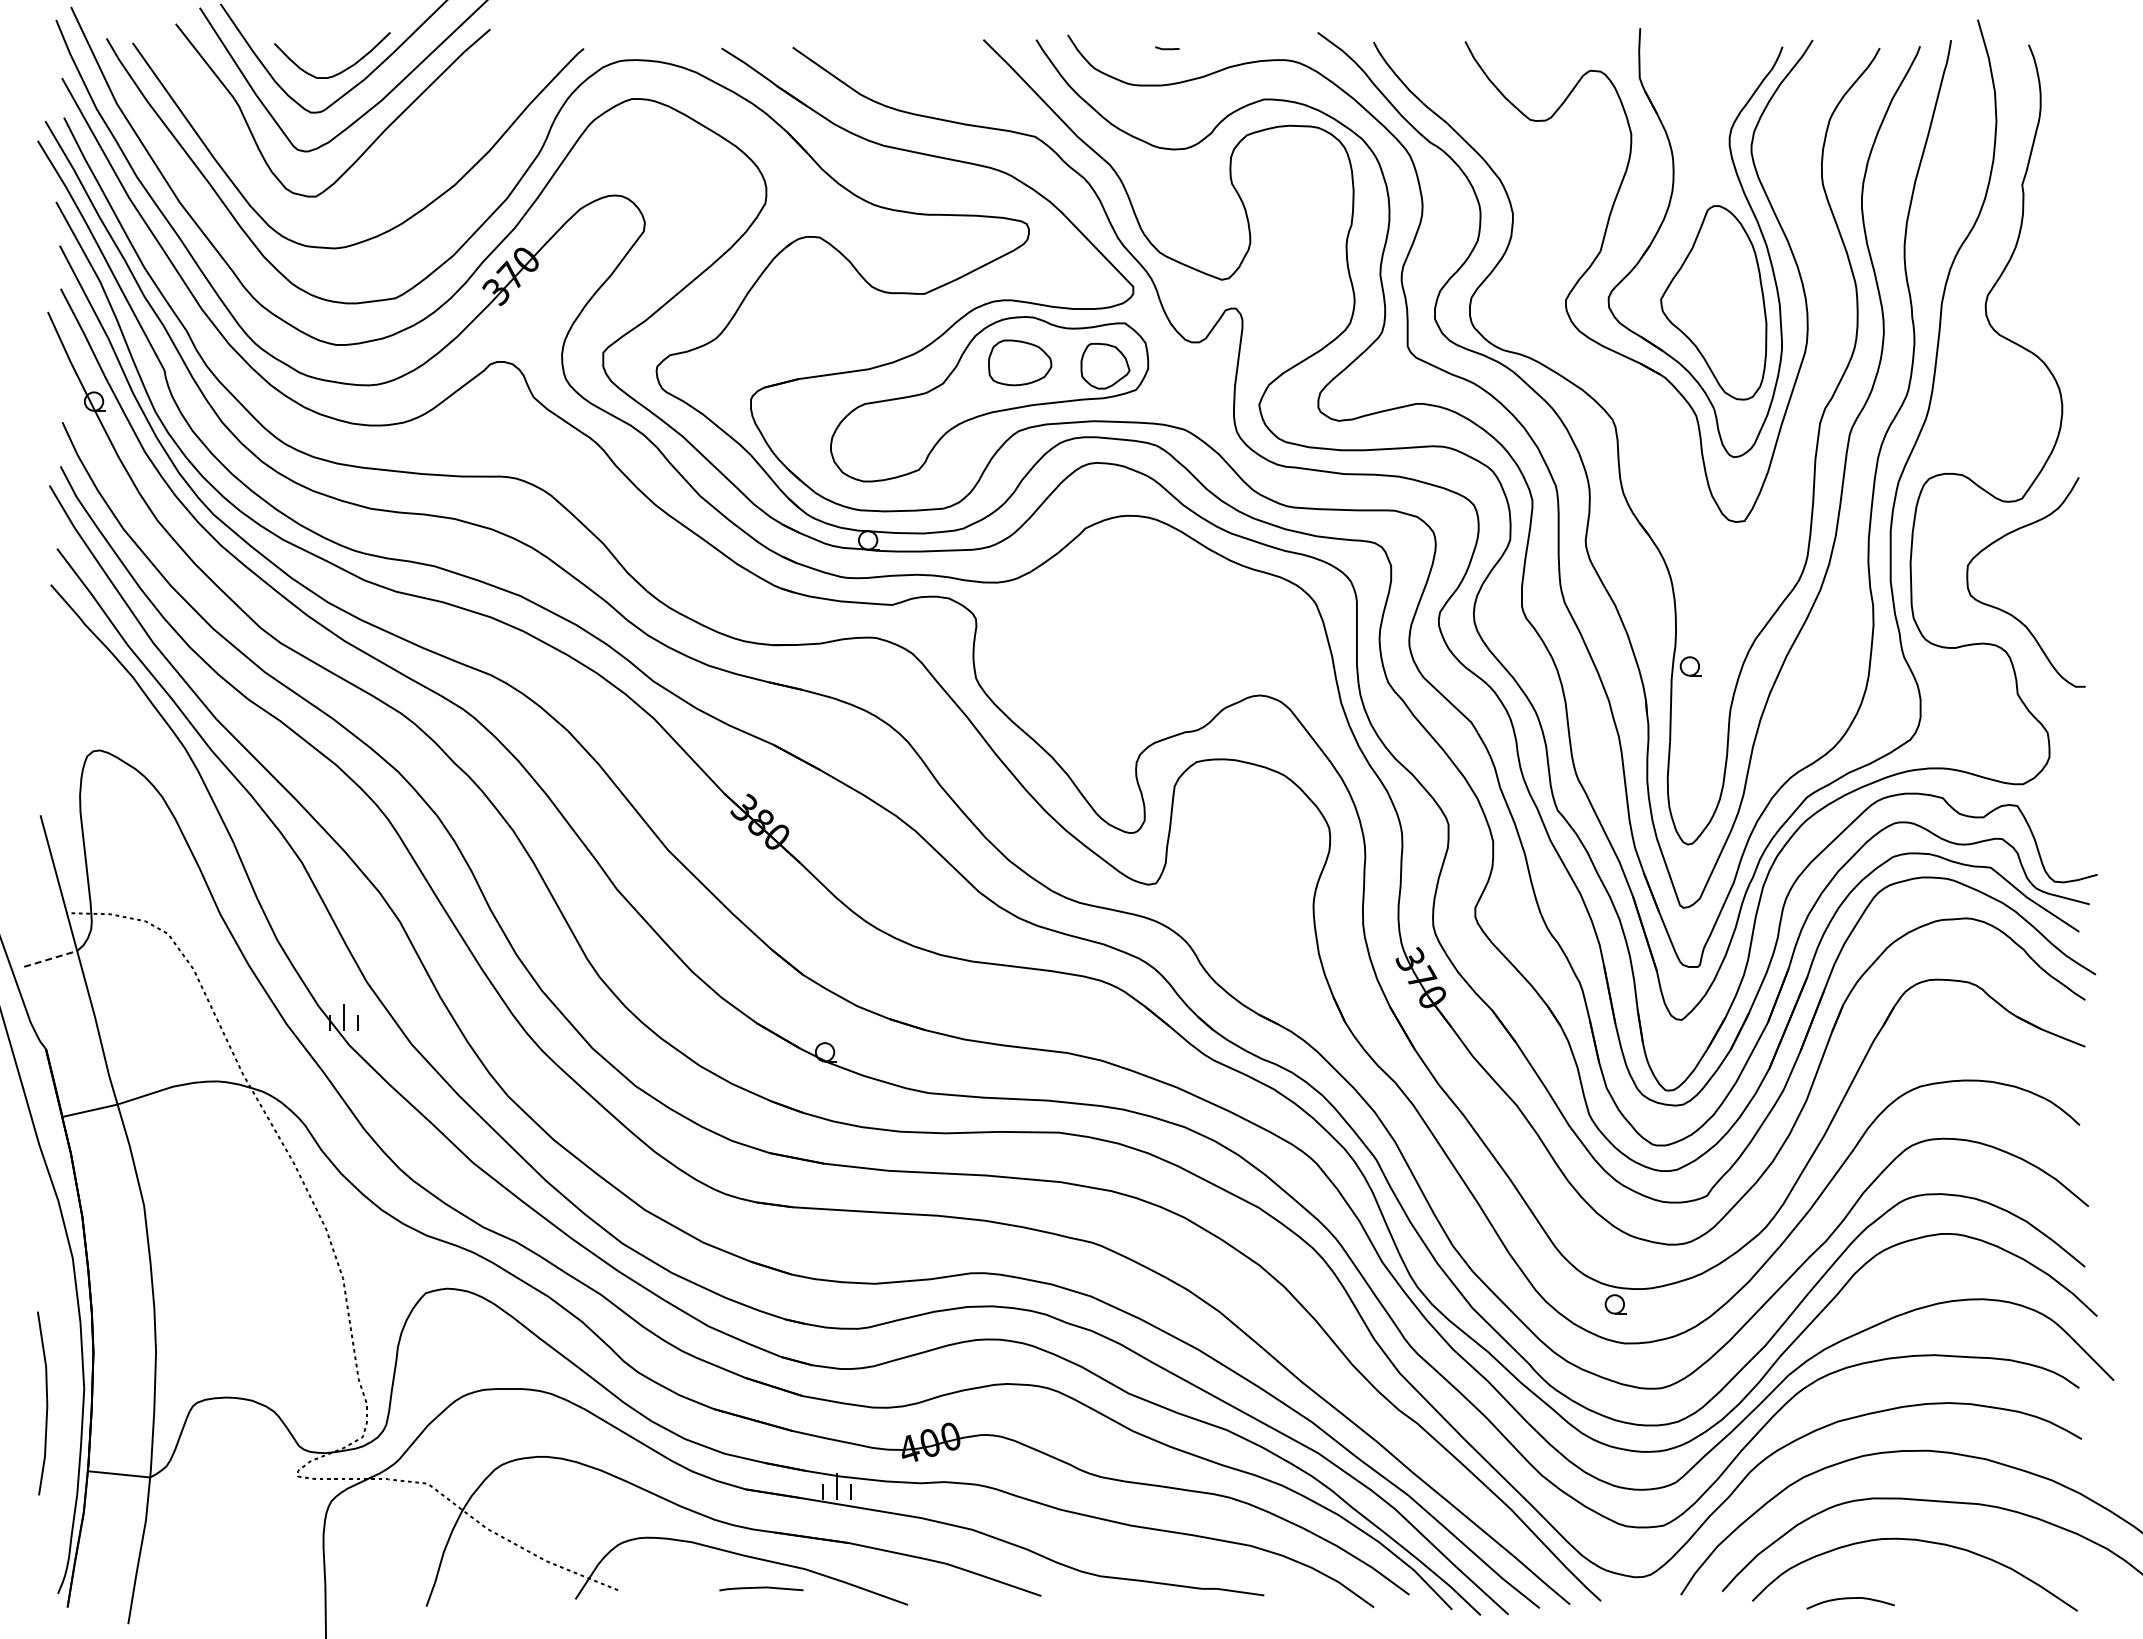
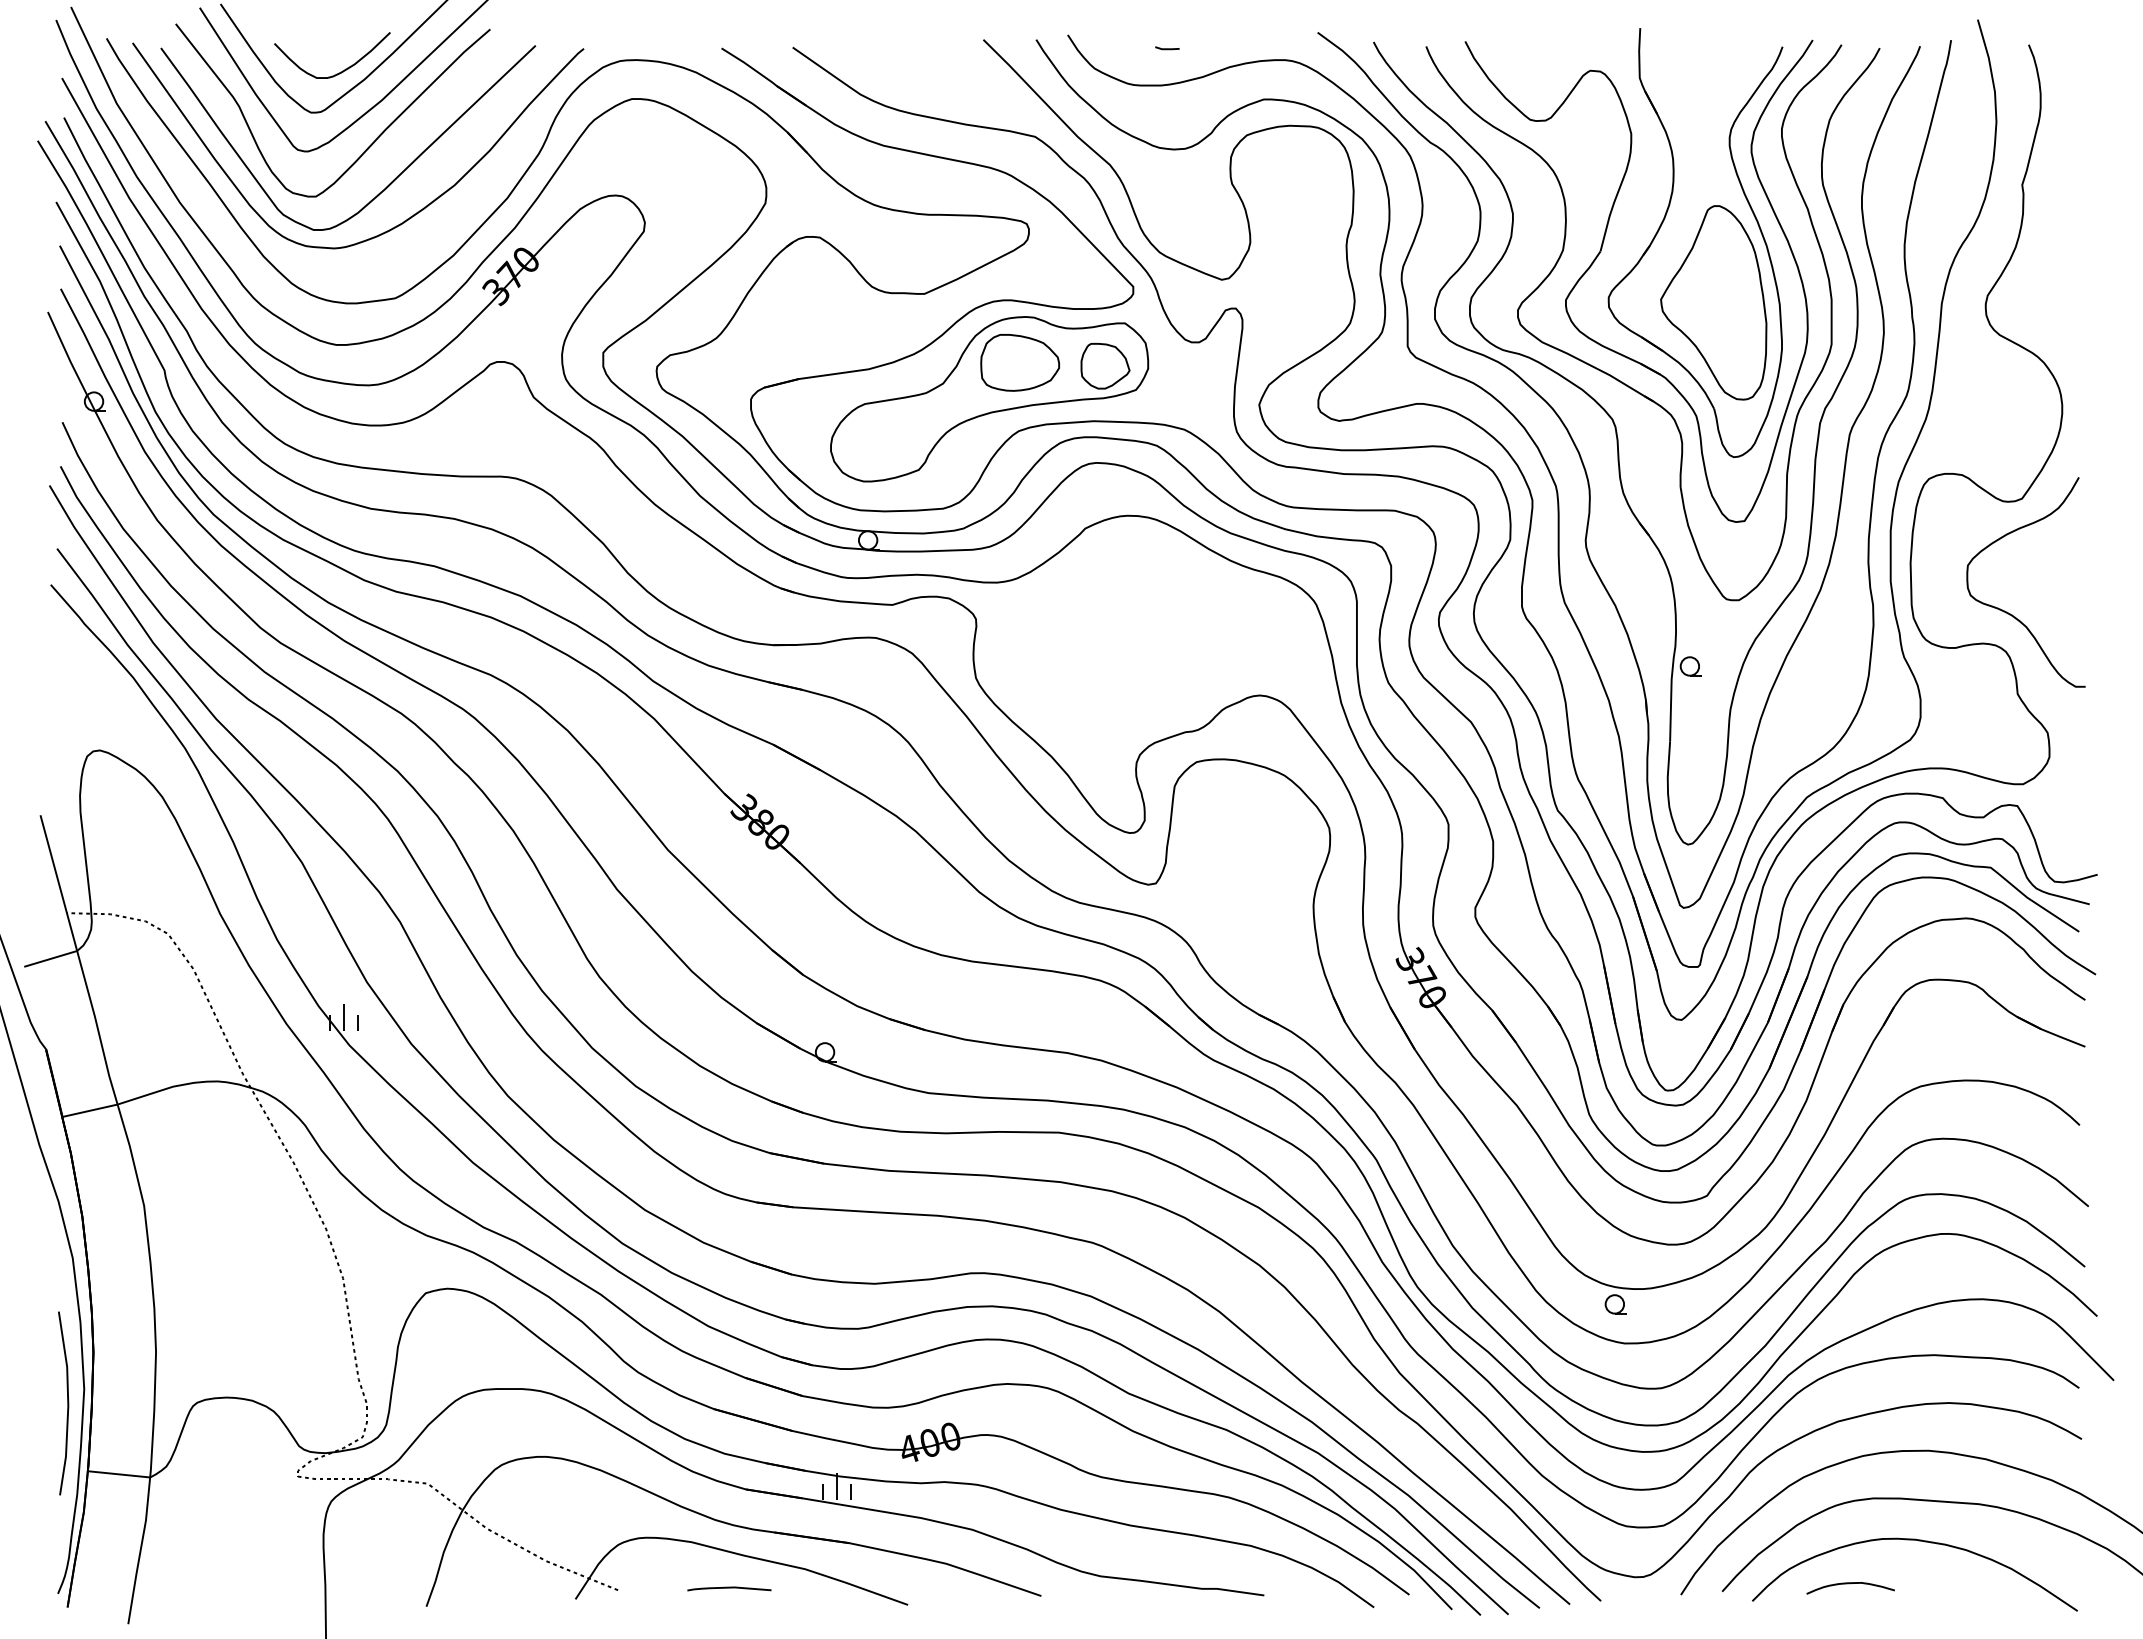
curve: none -> present (392, 180)
part size: 65x48 px -> 80x58 px (1019, 362)
part: none -> present (1608, 373)
line: dashed -> solid (50, 958)
line position: (46, 1403) -> (67, 1403) (67, 1403)
curve position: (761, 1588) -> (729, 1588) (729, 1588)
curve position: (1850, 1599) -> (1850, 1584) (1850, 1584)
